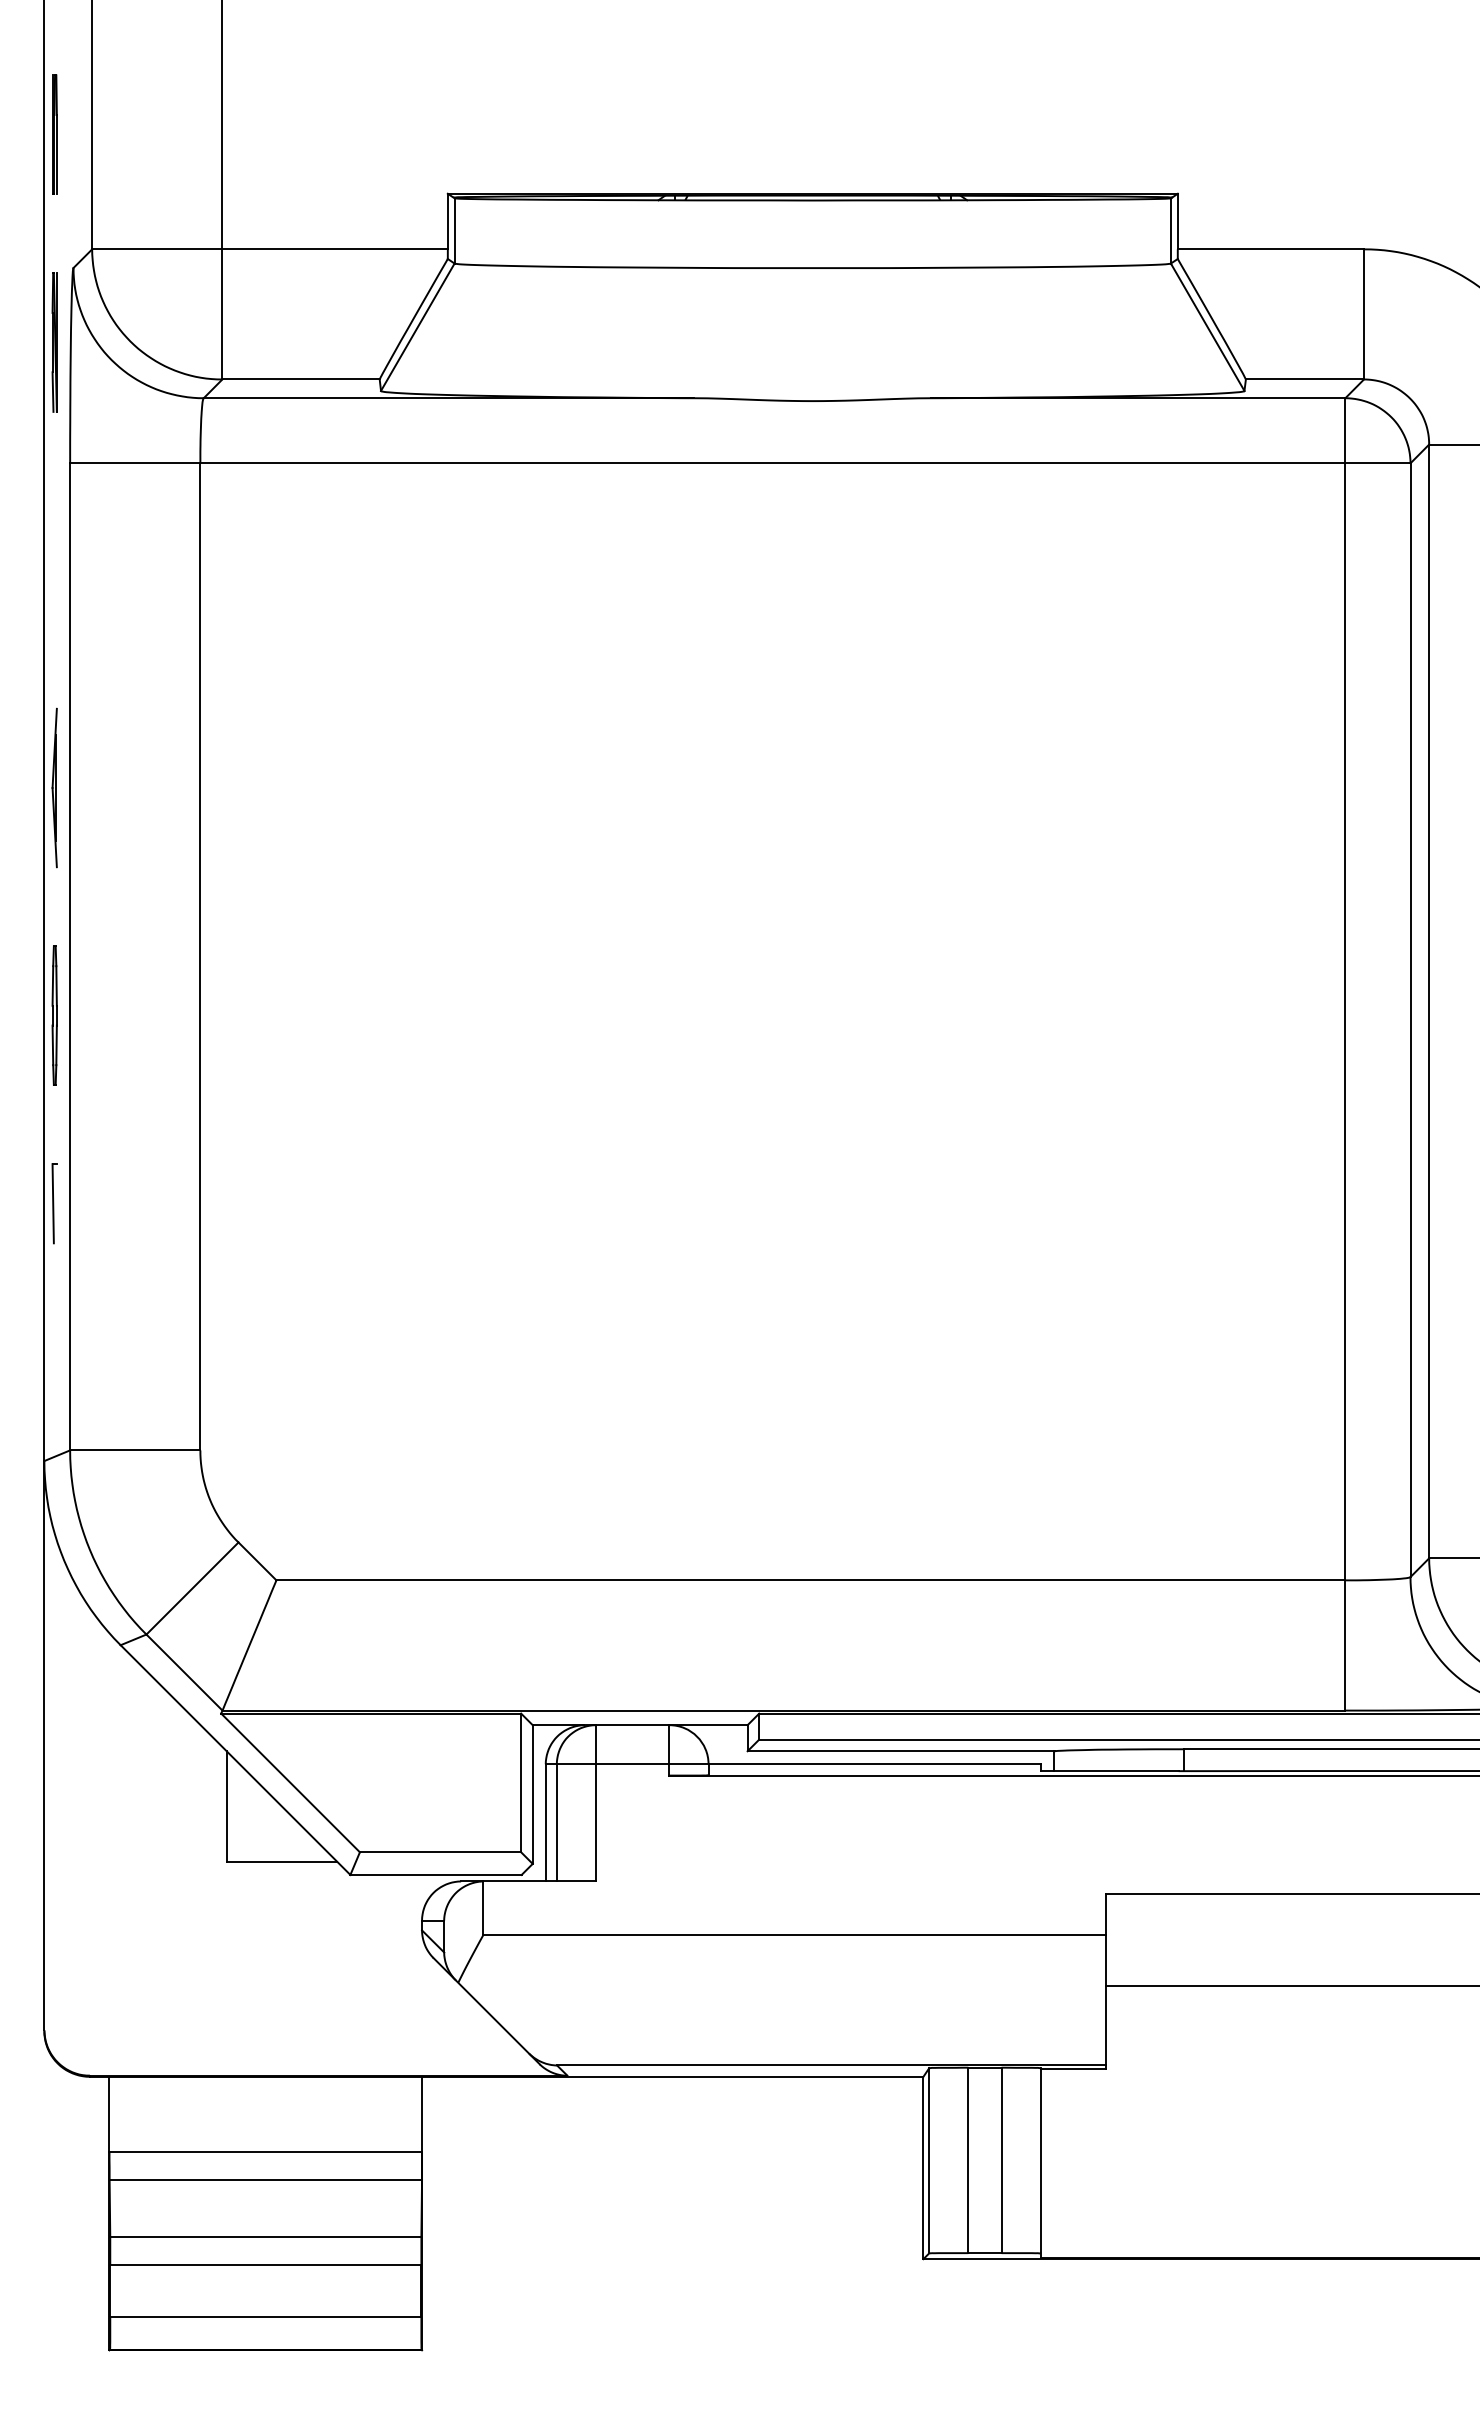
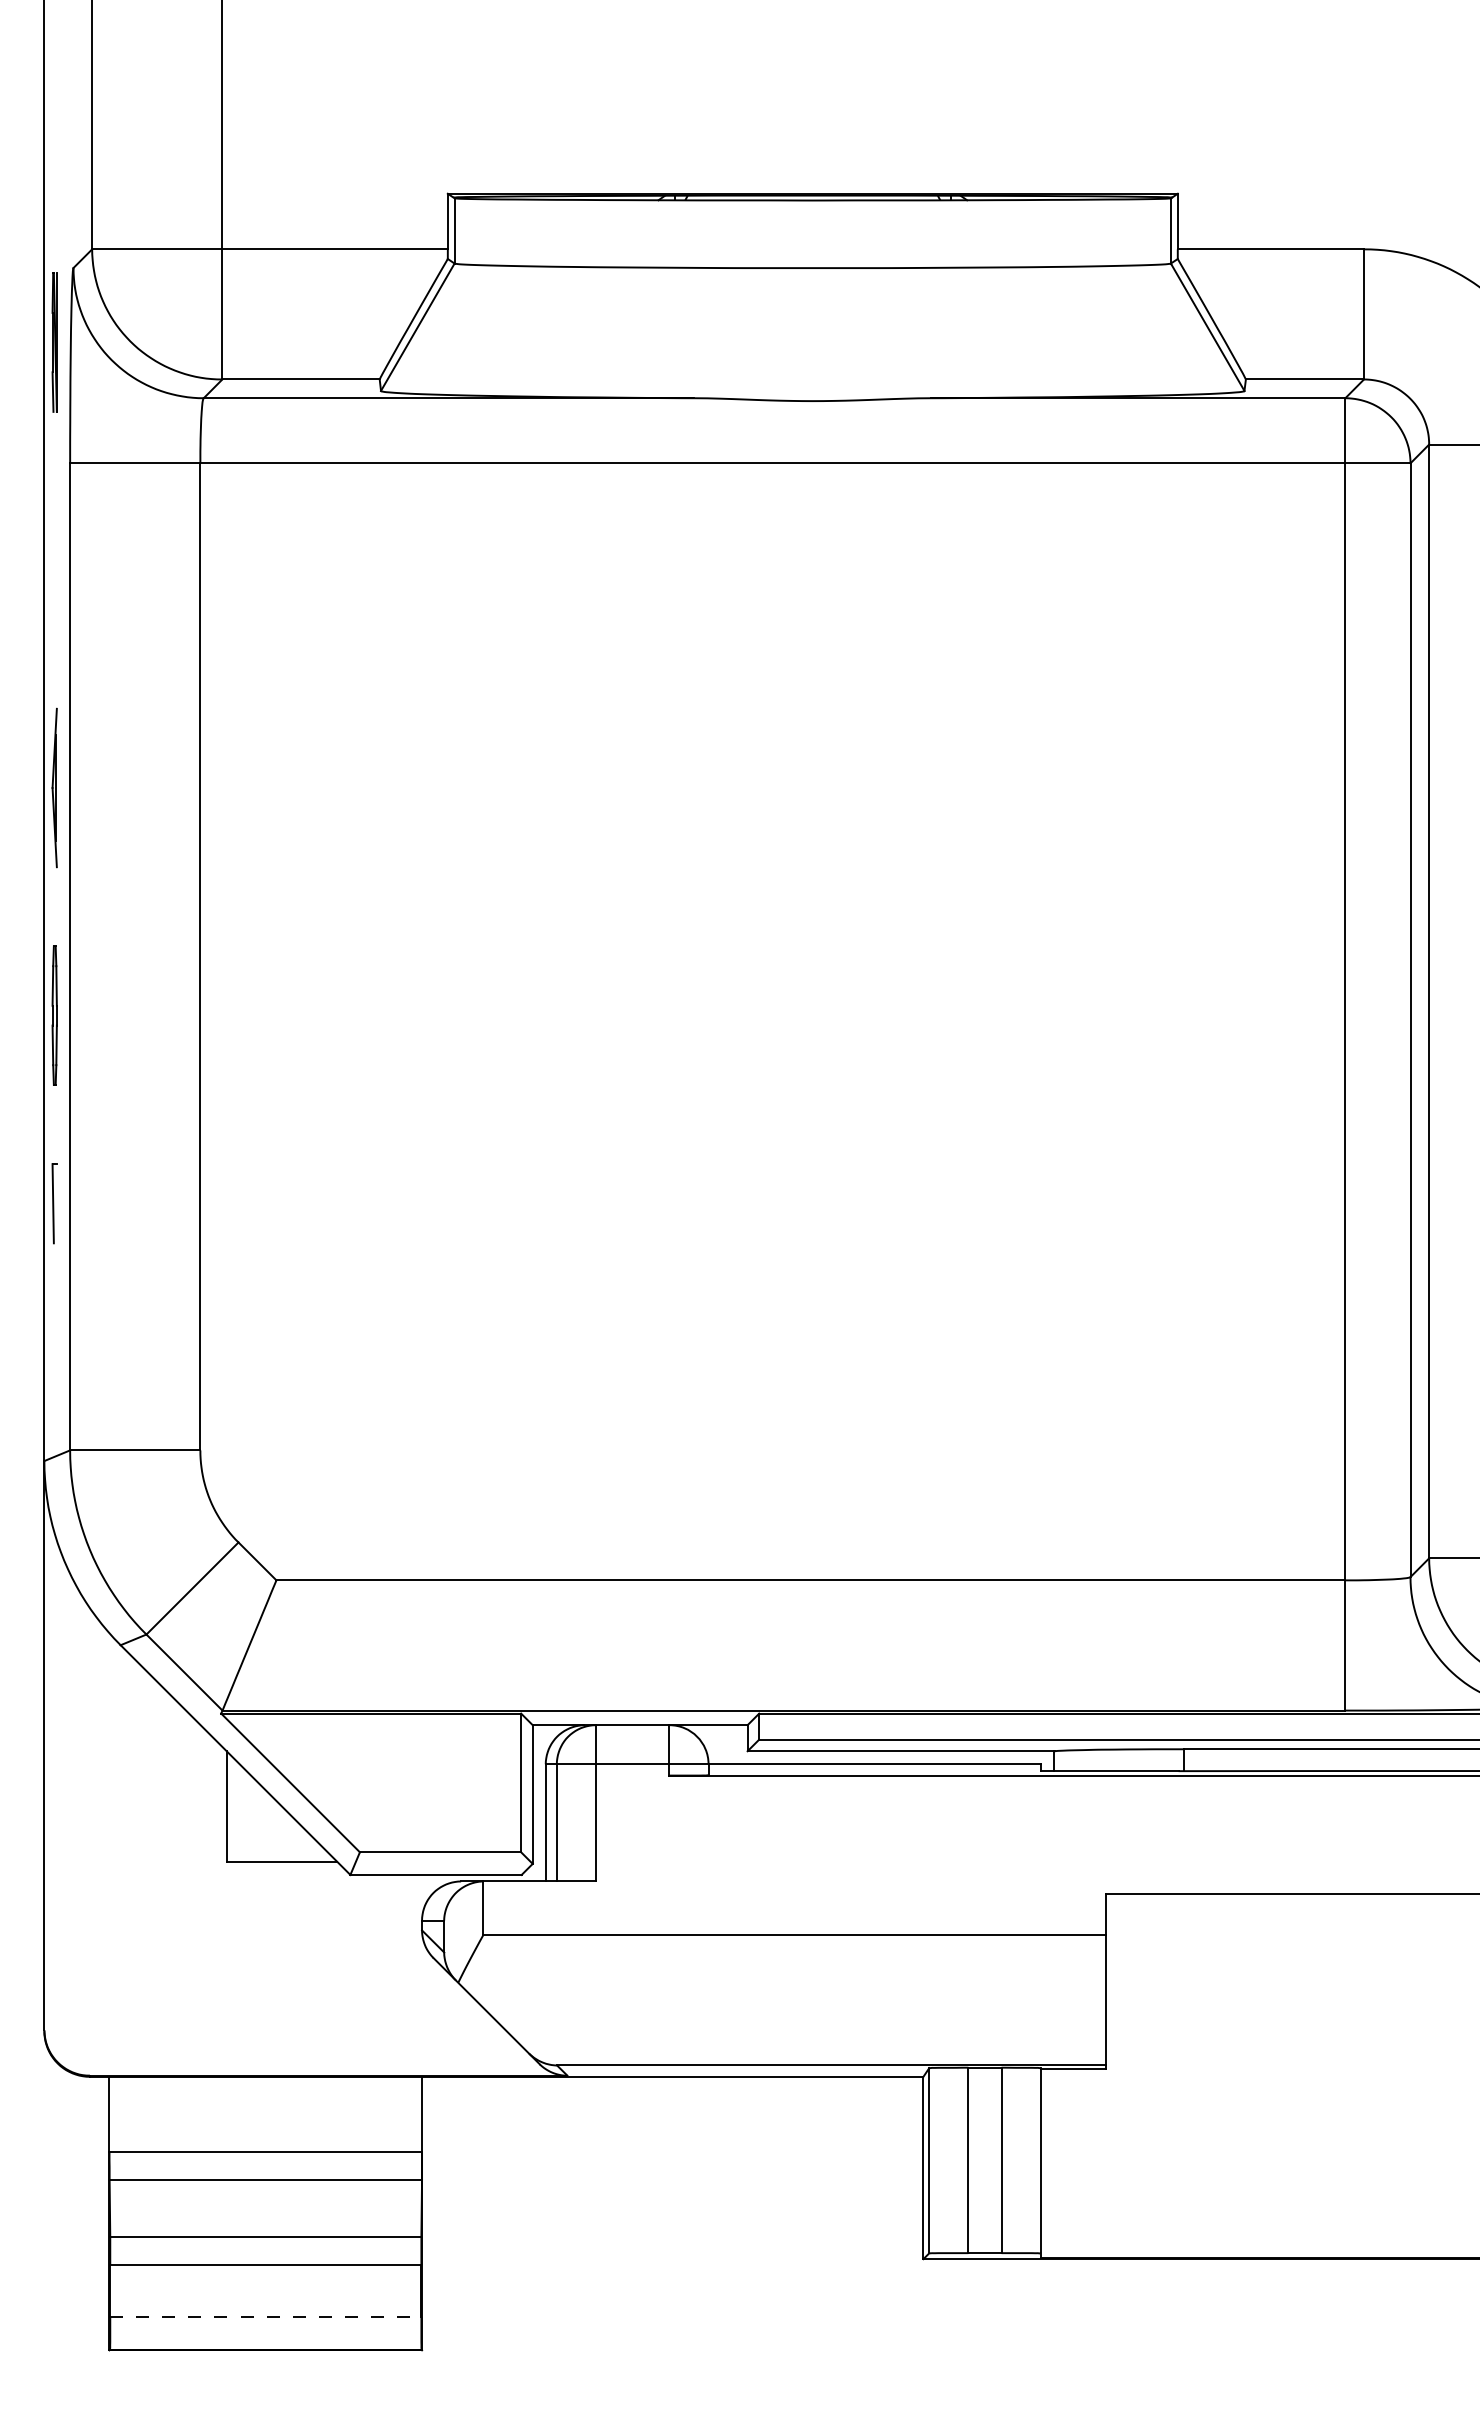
part: present -> none (54, 134)
line: present -> none (1290, 1985)
line: solid -> dashed (265, 2317)
